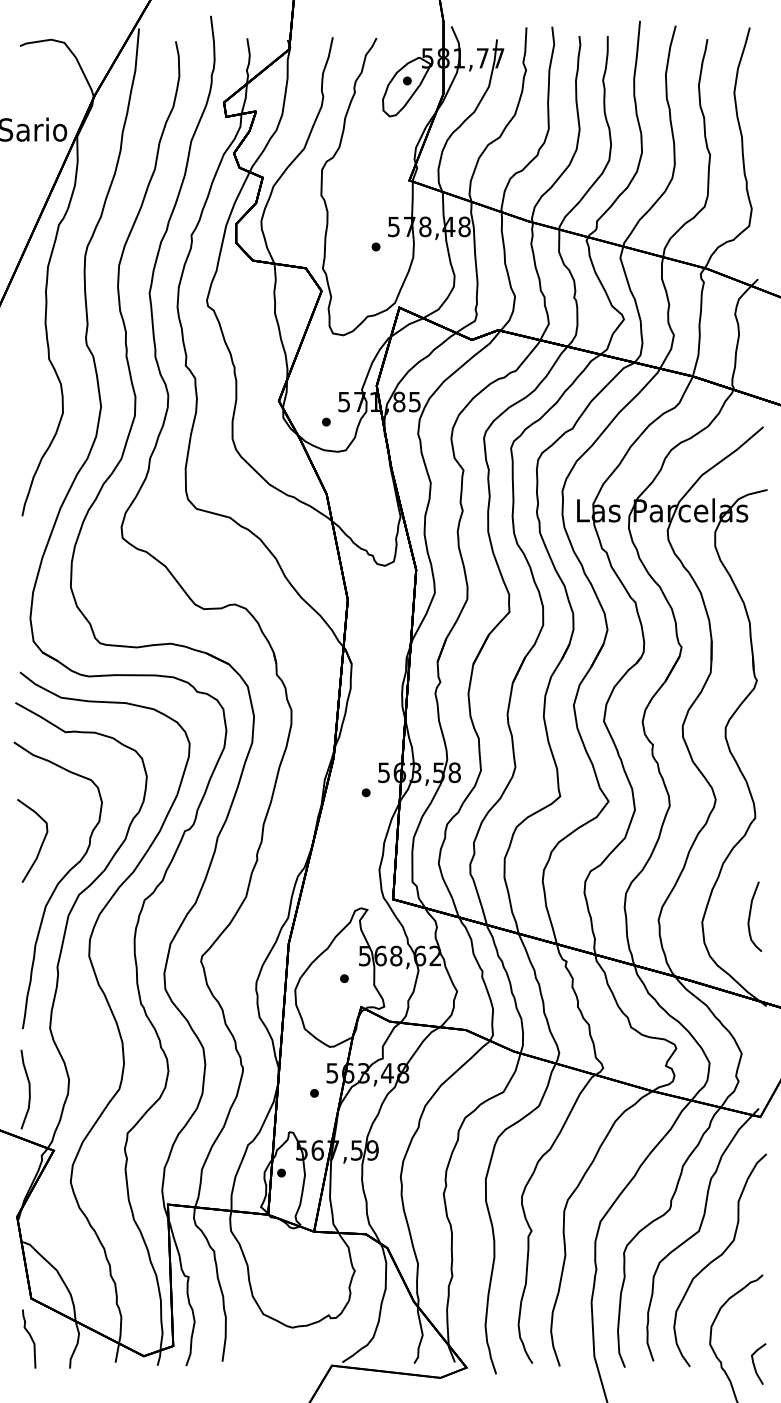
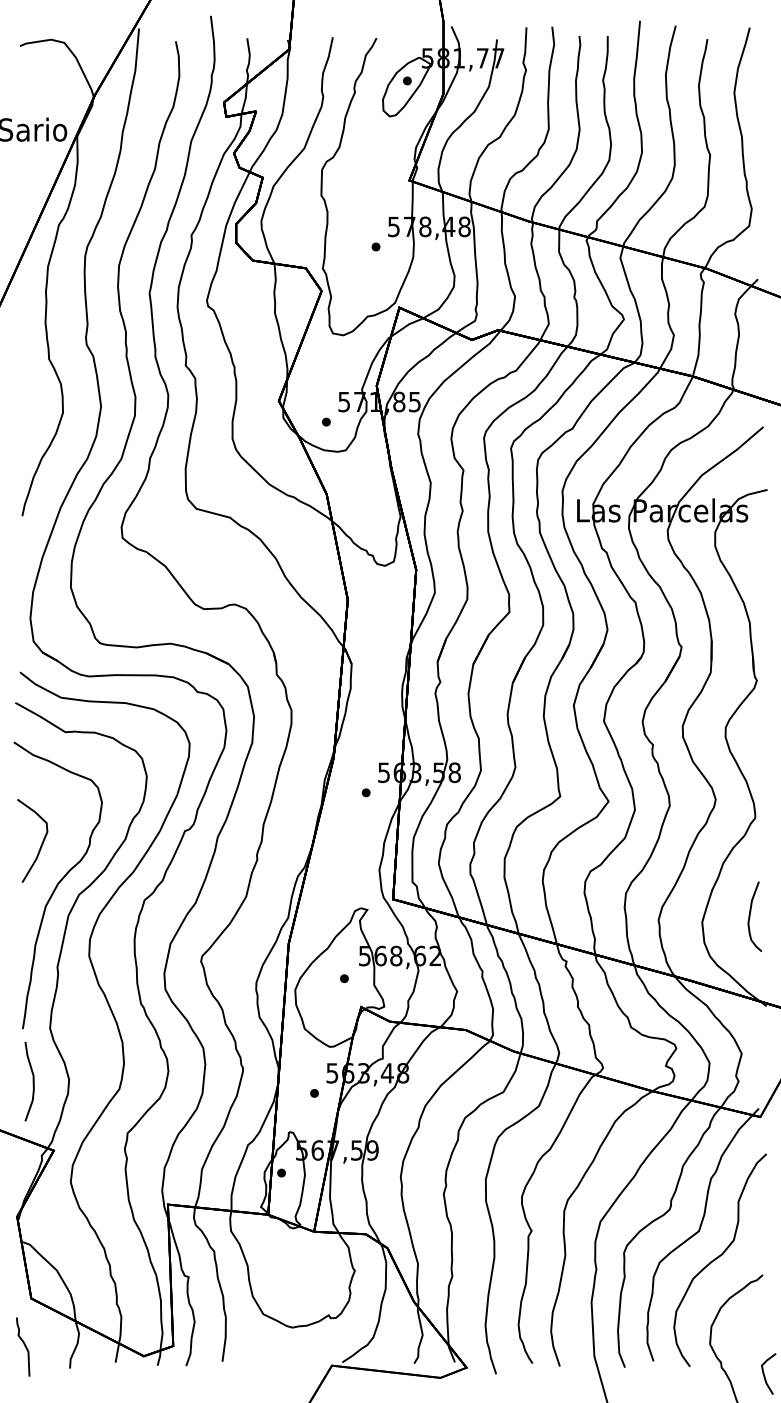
curve position: (28, 1089) -> (32, 1081) (32, 1081)
curve position: (30, 1338) -> (24, 1346) (24, 1346)
curve position: (754, 1363) -> (764, 1373) (764, 1373)
